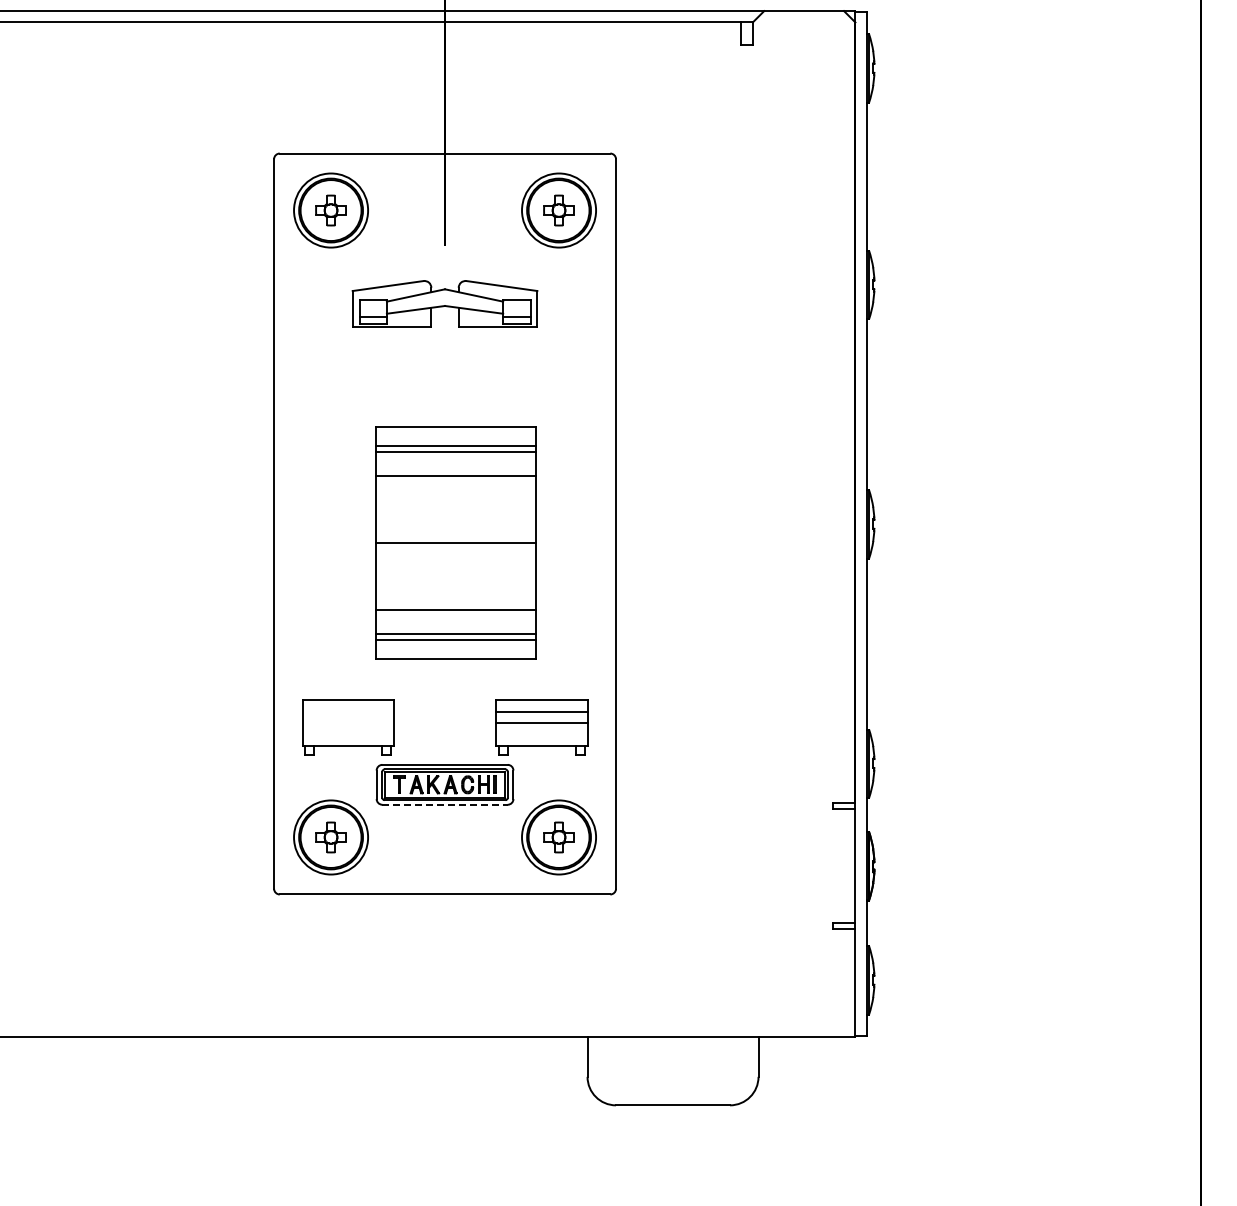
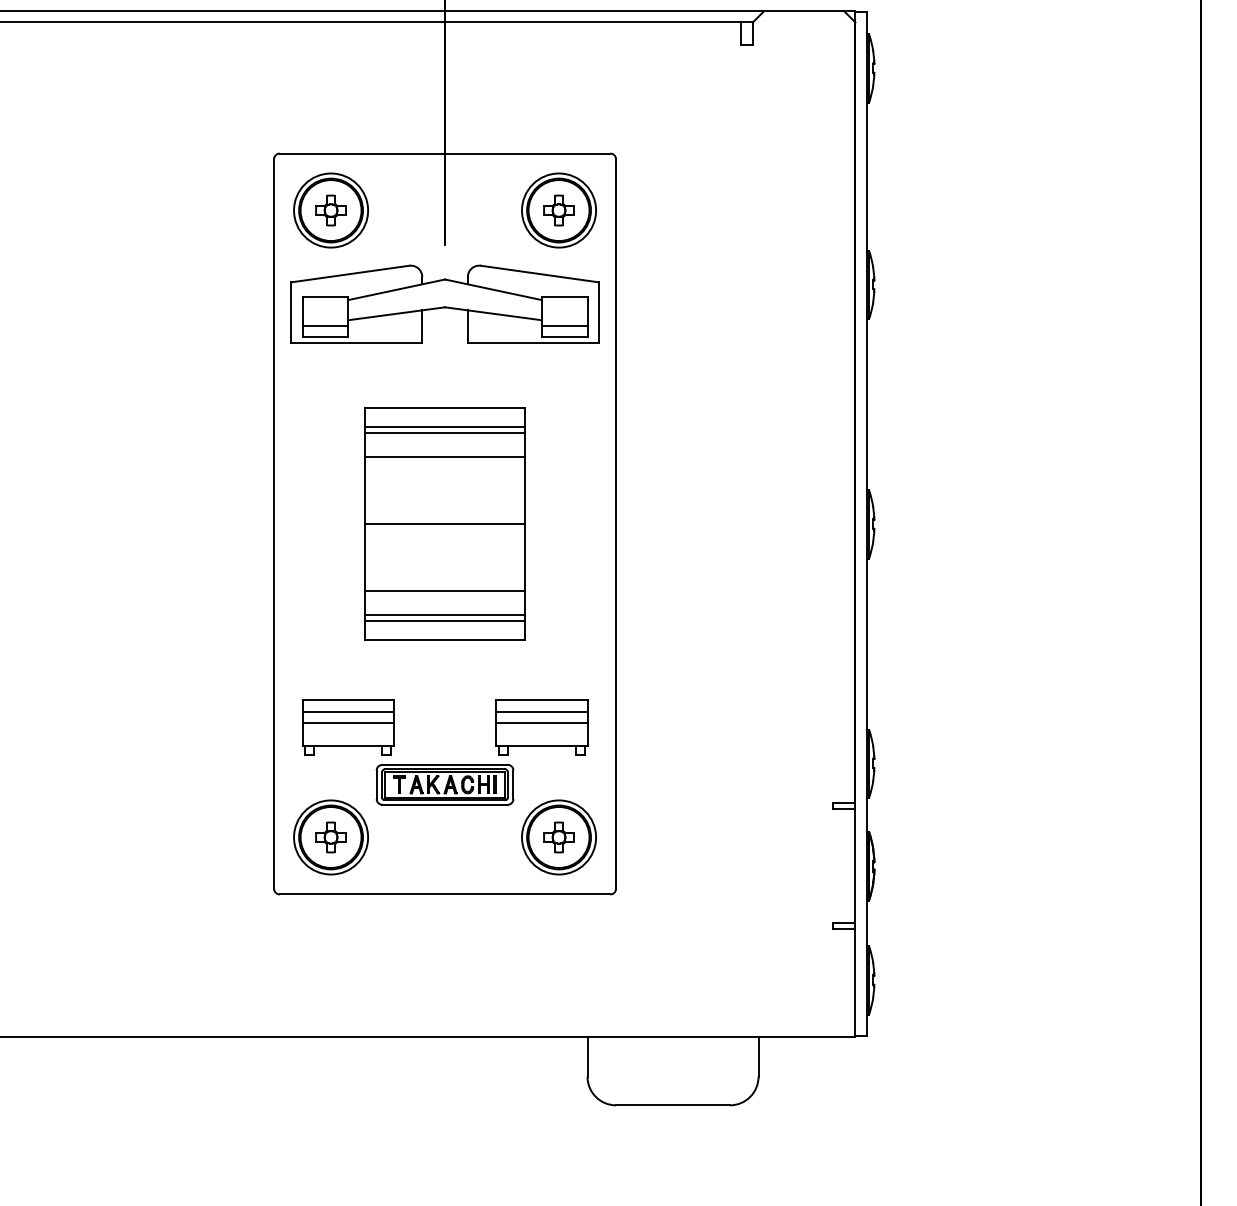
part size: 188x48 px -> 310x80 px (444, 303)
part position: (455, 542) -> (444, 523) (444, 523)
line: none -> present (347, 712)
line: none -> present (347, 723)
line: dashed -> solid (445, 804)
